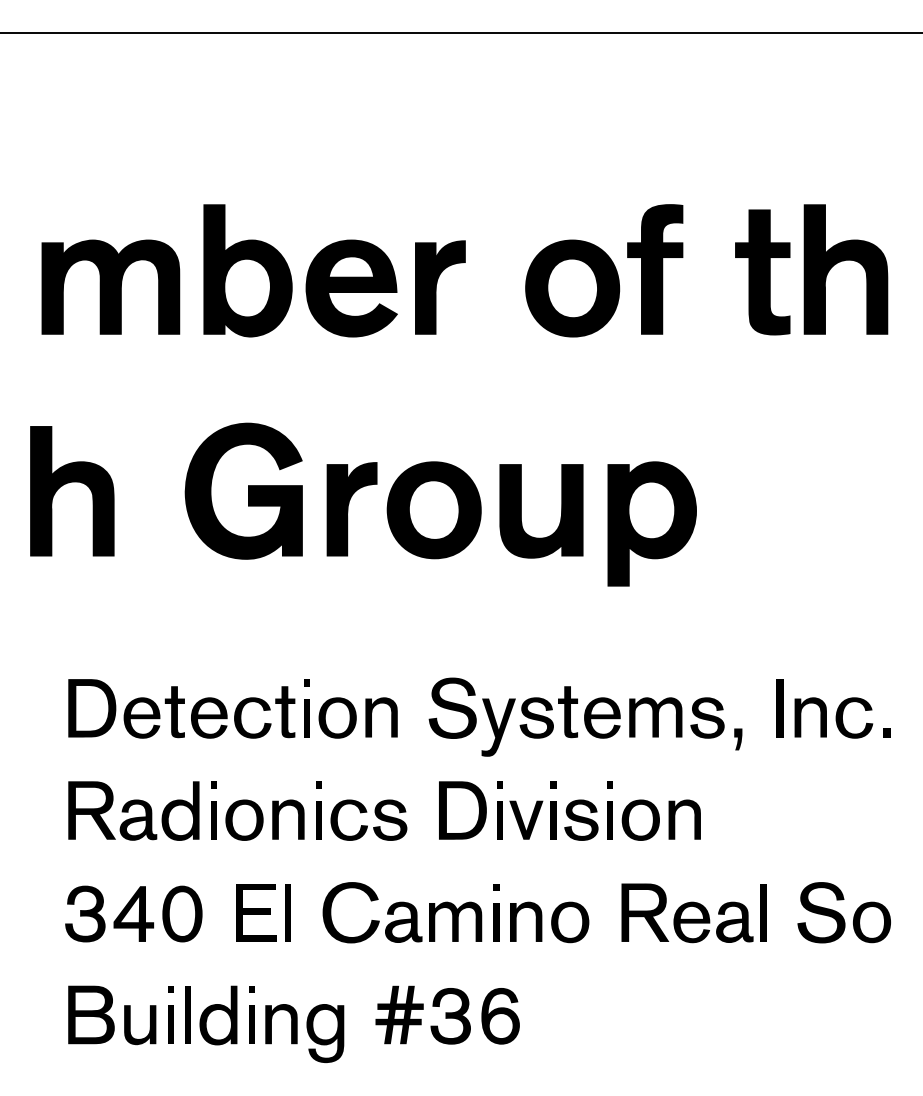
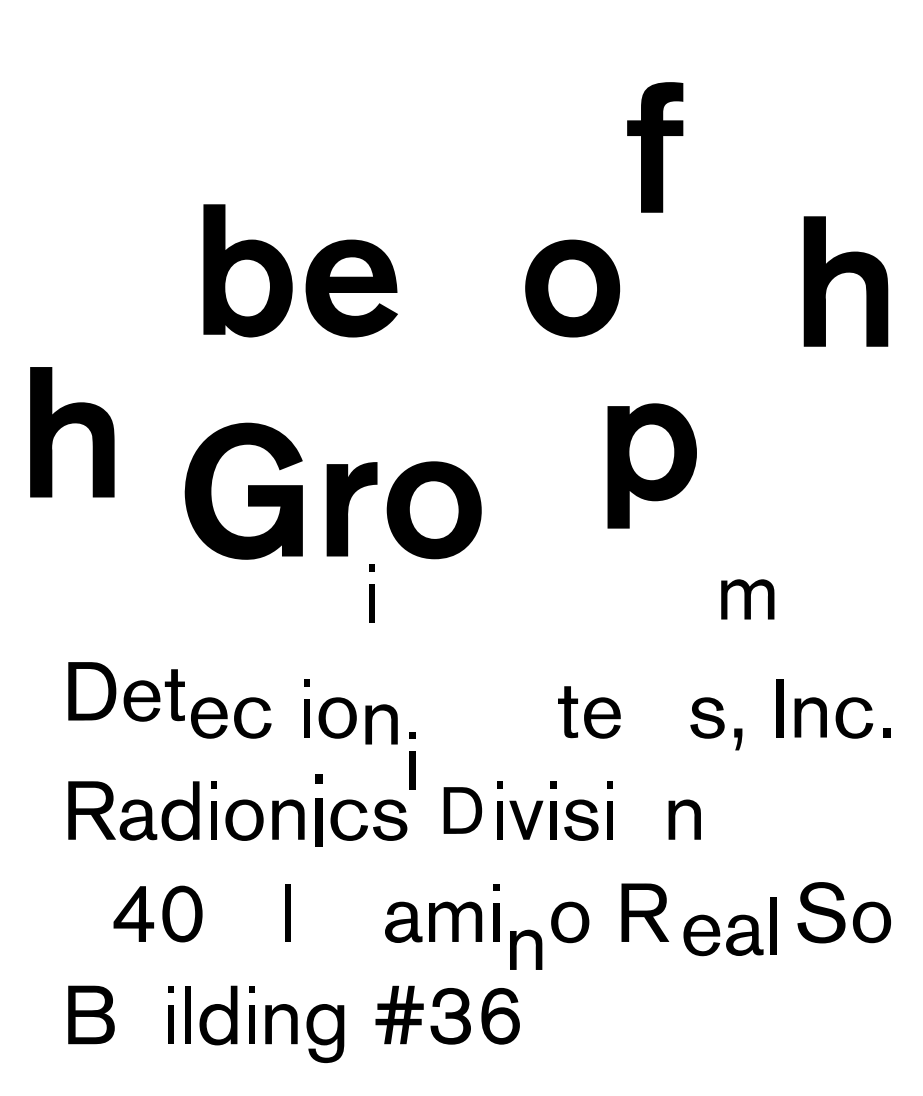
line: present -> none (460, 32)
part position: (844, 261) -> (844, 273) (844, 273)
part position: (655, 269) -> (655, 147) (655, 147)
part: present -> none (762, 272)
fill: present -> none (110, 286)
part: present -> none (440, 287)
part position: (69, 483) -> (69, 424) (69, 424)
part: present -> none (560, 516)
part position: (651, 523) -> (651, 465) (651, 465)
part: none -> present (371, 593)
part position: (126, 708) -> (126, 691) (126, 691)
fill: present -> none (452, 708)
fill: present -> none (285, 712)
part position: (371, 717) -> (371, 724) (371, 724)
fill: present -> none (536, 717)
part position: (655, 717) -> (747, 599) (747, 599)
fill: present -> none (498, 727)
part: none -> present (412, 760)
part size: 6x59 px -> 8x73 px (318, 810)
part size: 48x59 px -> 40x47 px (462, 810)
part: present -> none (640, 819)
fill: present -> none (255, 912)
fill: present -> none (350, 912)
fill: present -> none (85, 913)
part position: (719, 913) -> (729, 926) (729, 926)
part position: (535, 921) -> (535, 949) (535, 949)
fill: present -> none (140, 1025)
